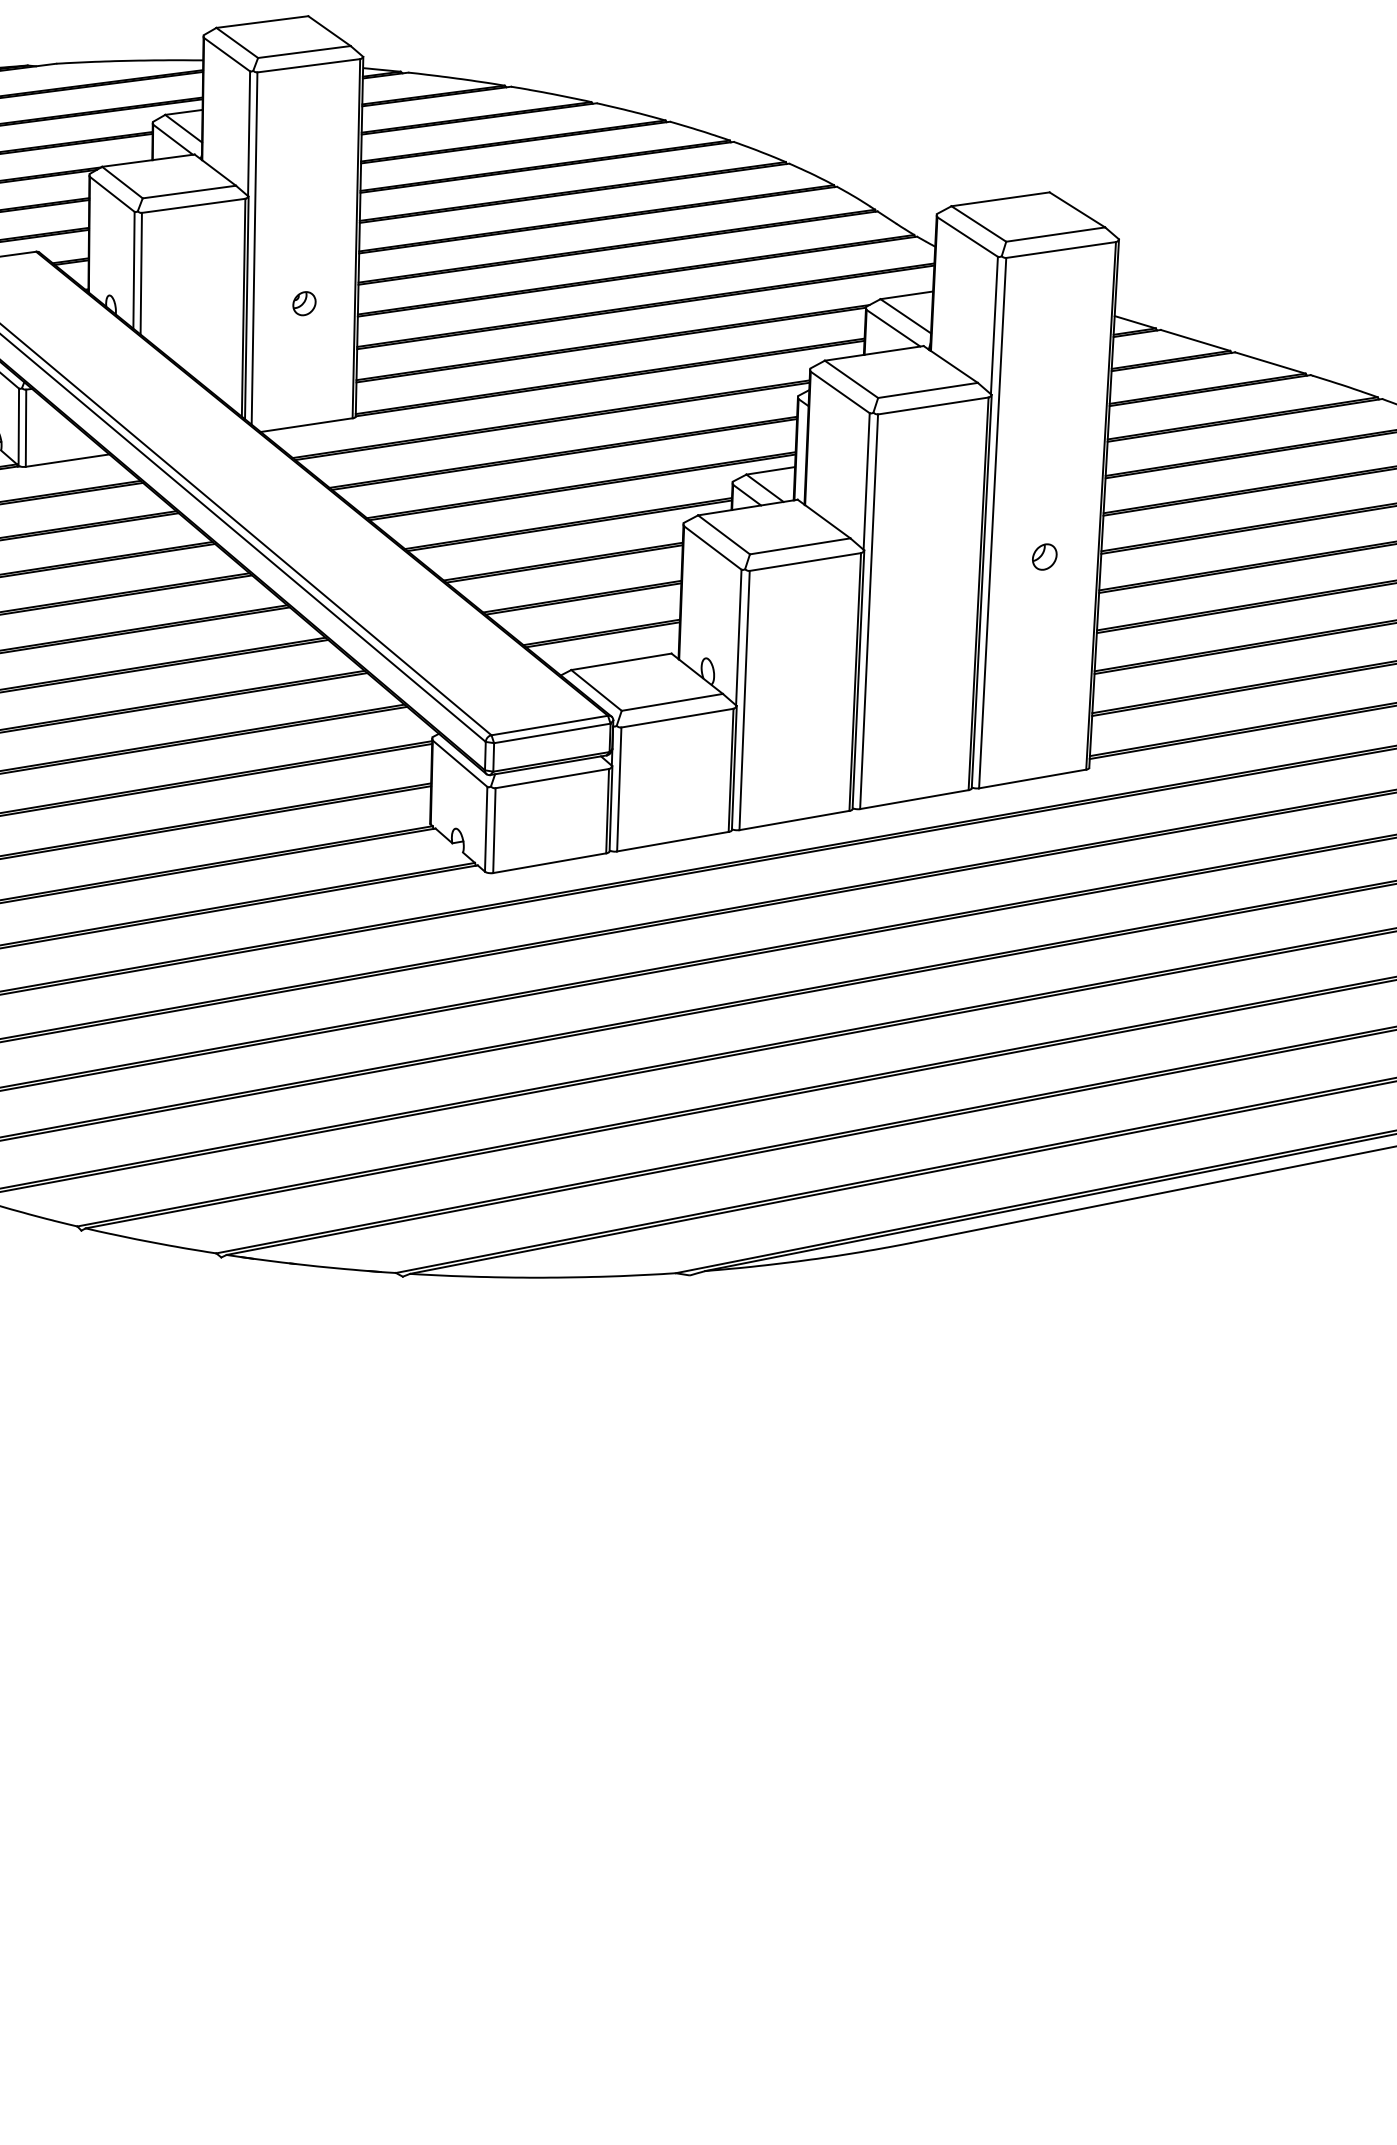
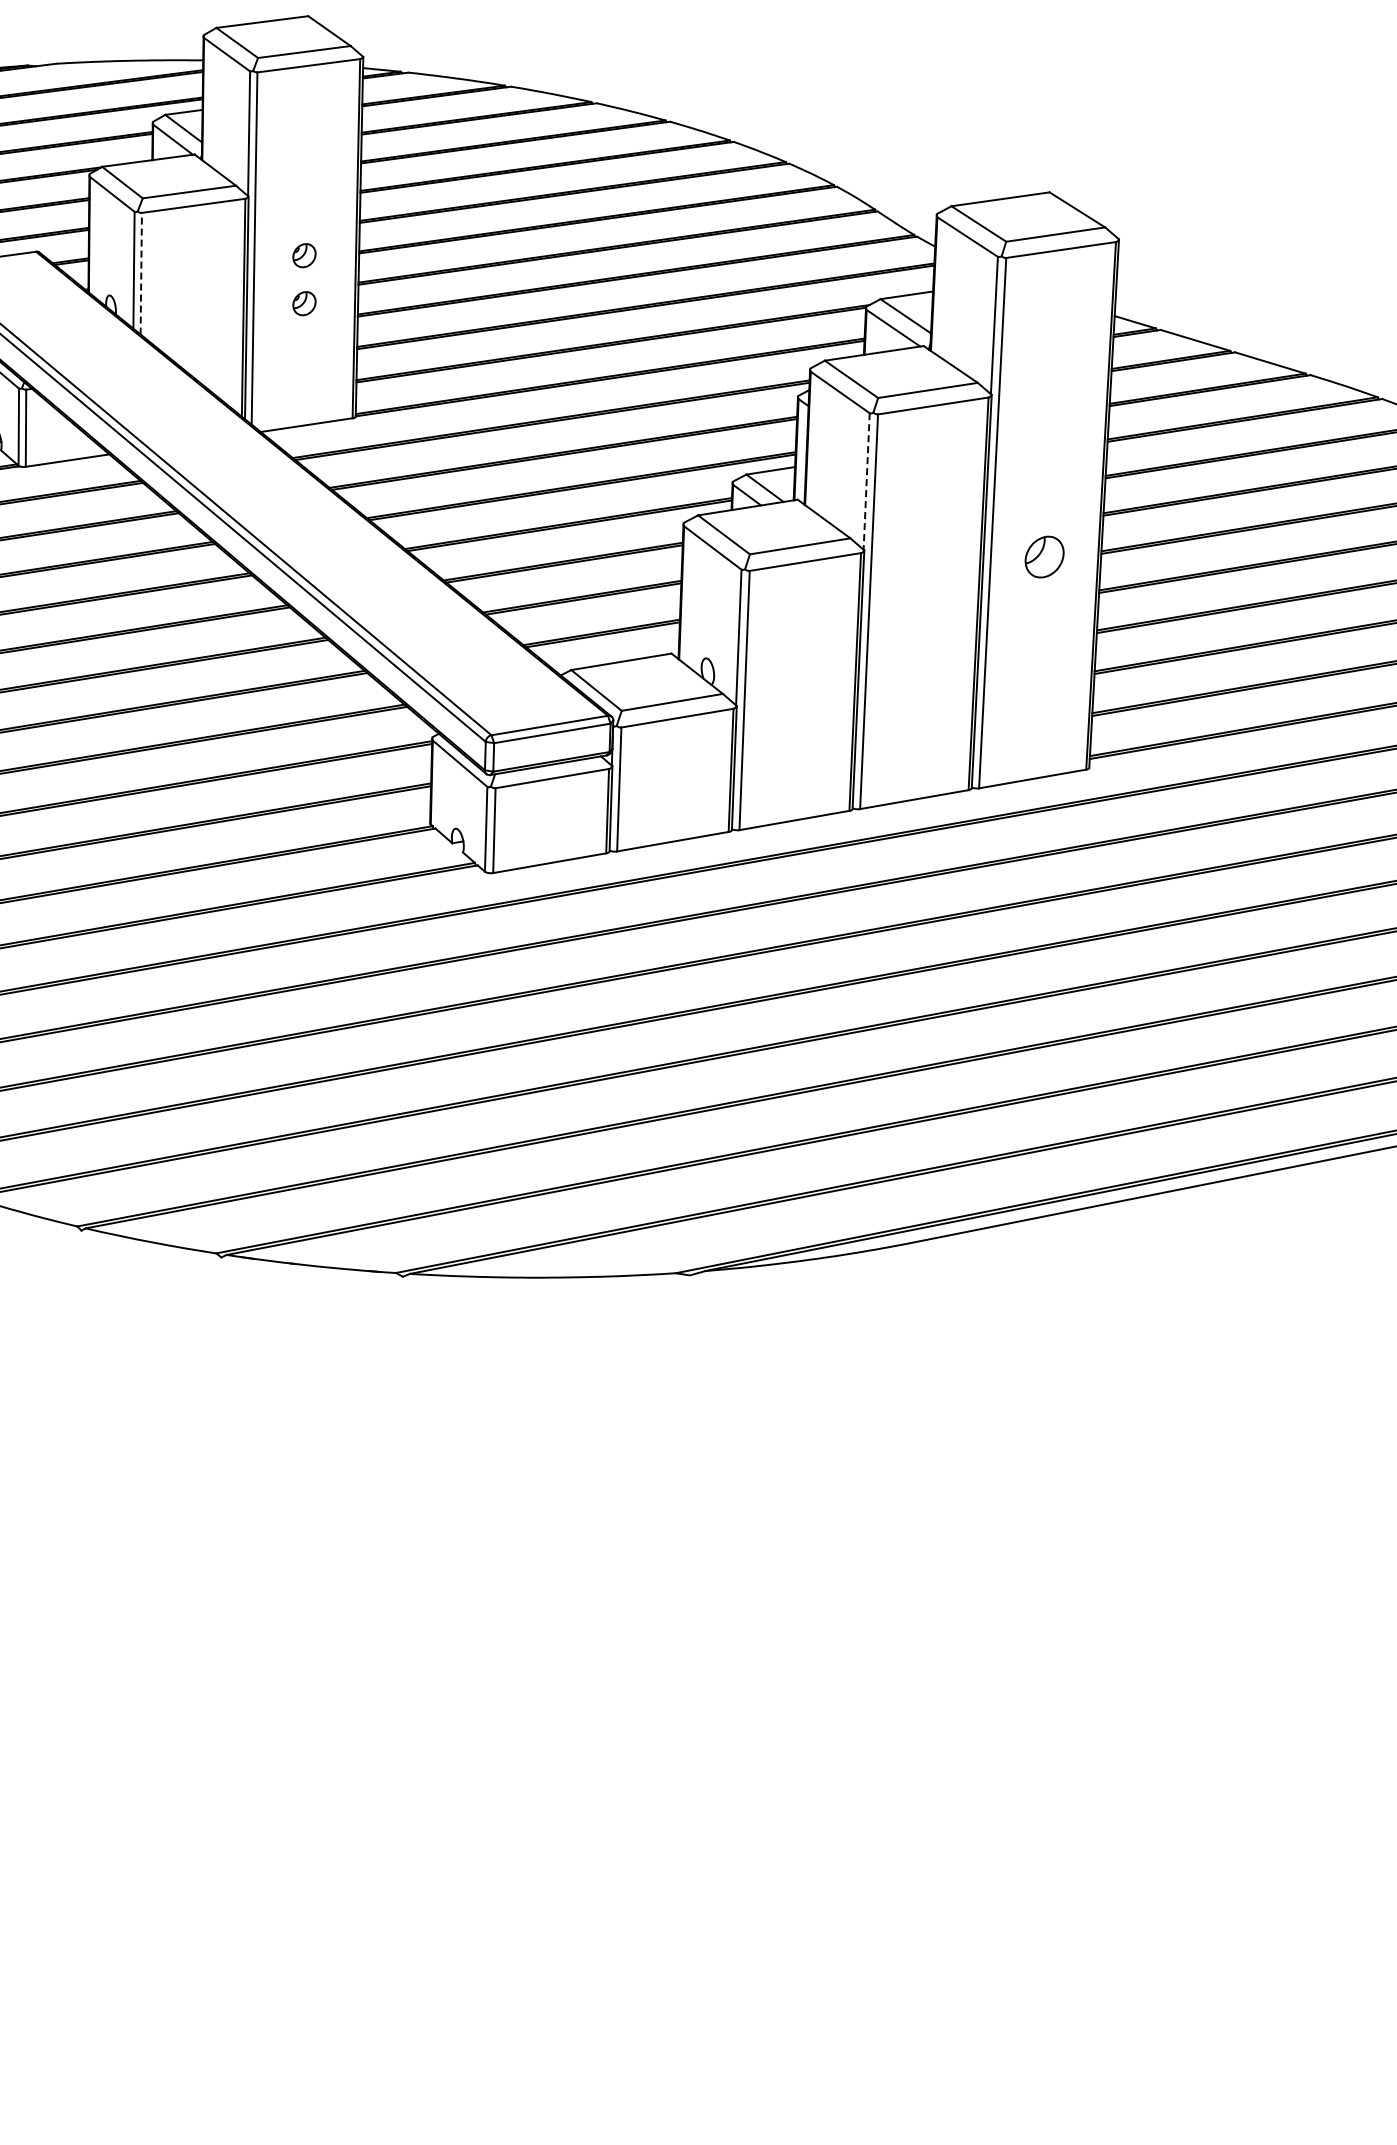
part: none -> present (304, 255)
line: solid -> dashed (141, 273)
line: solid -> dashed (866, 481)
part size: 26x28 px -> 41x44 px (1044, 556)
